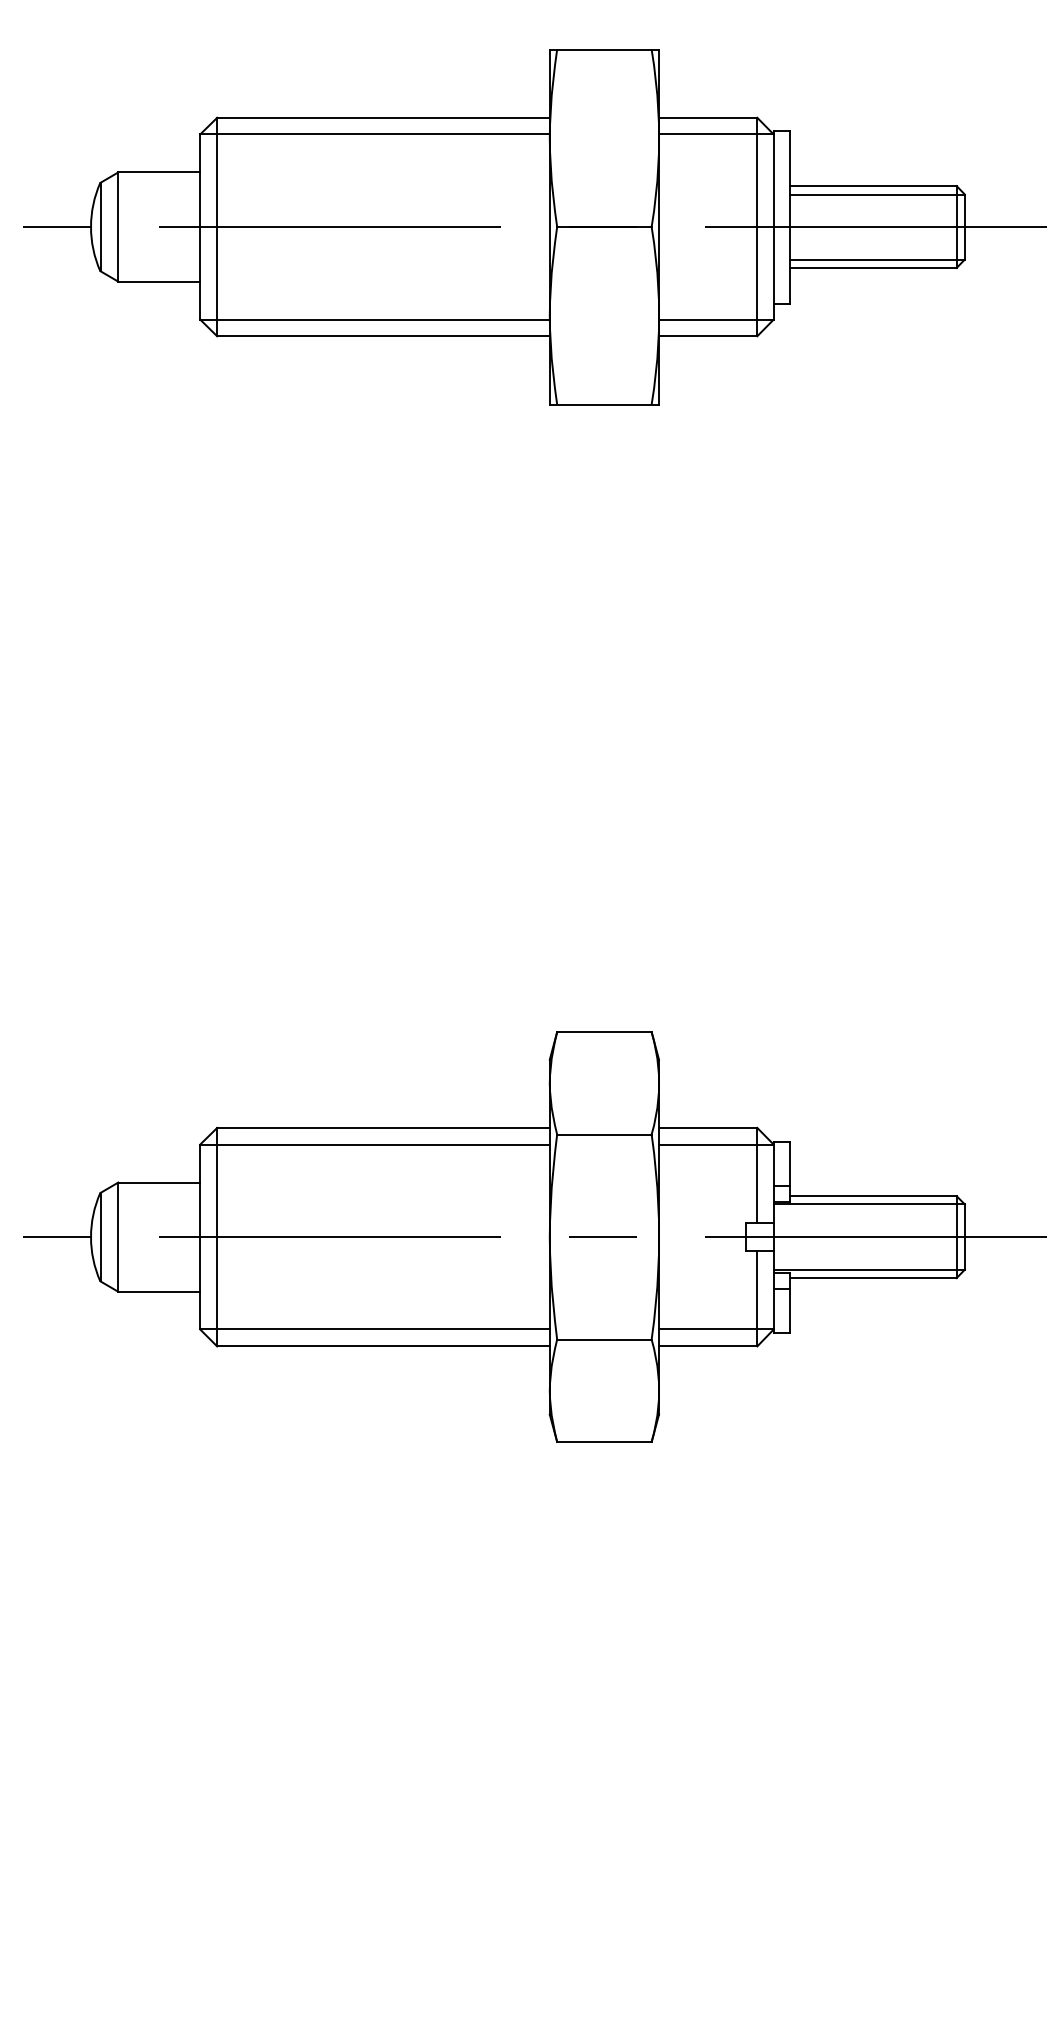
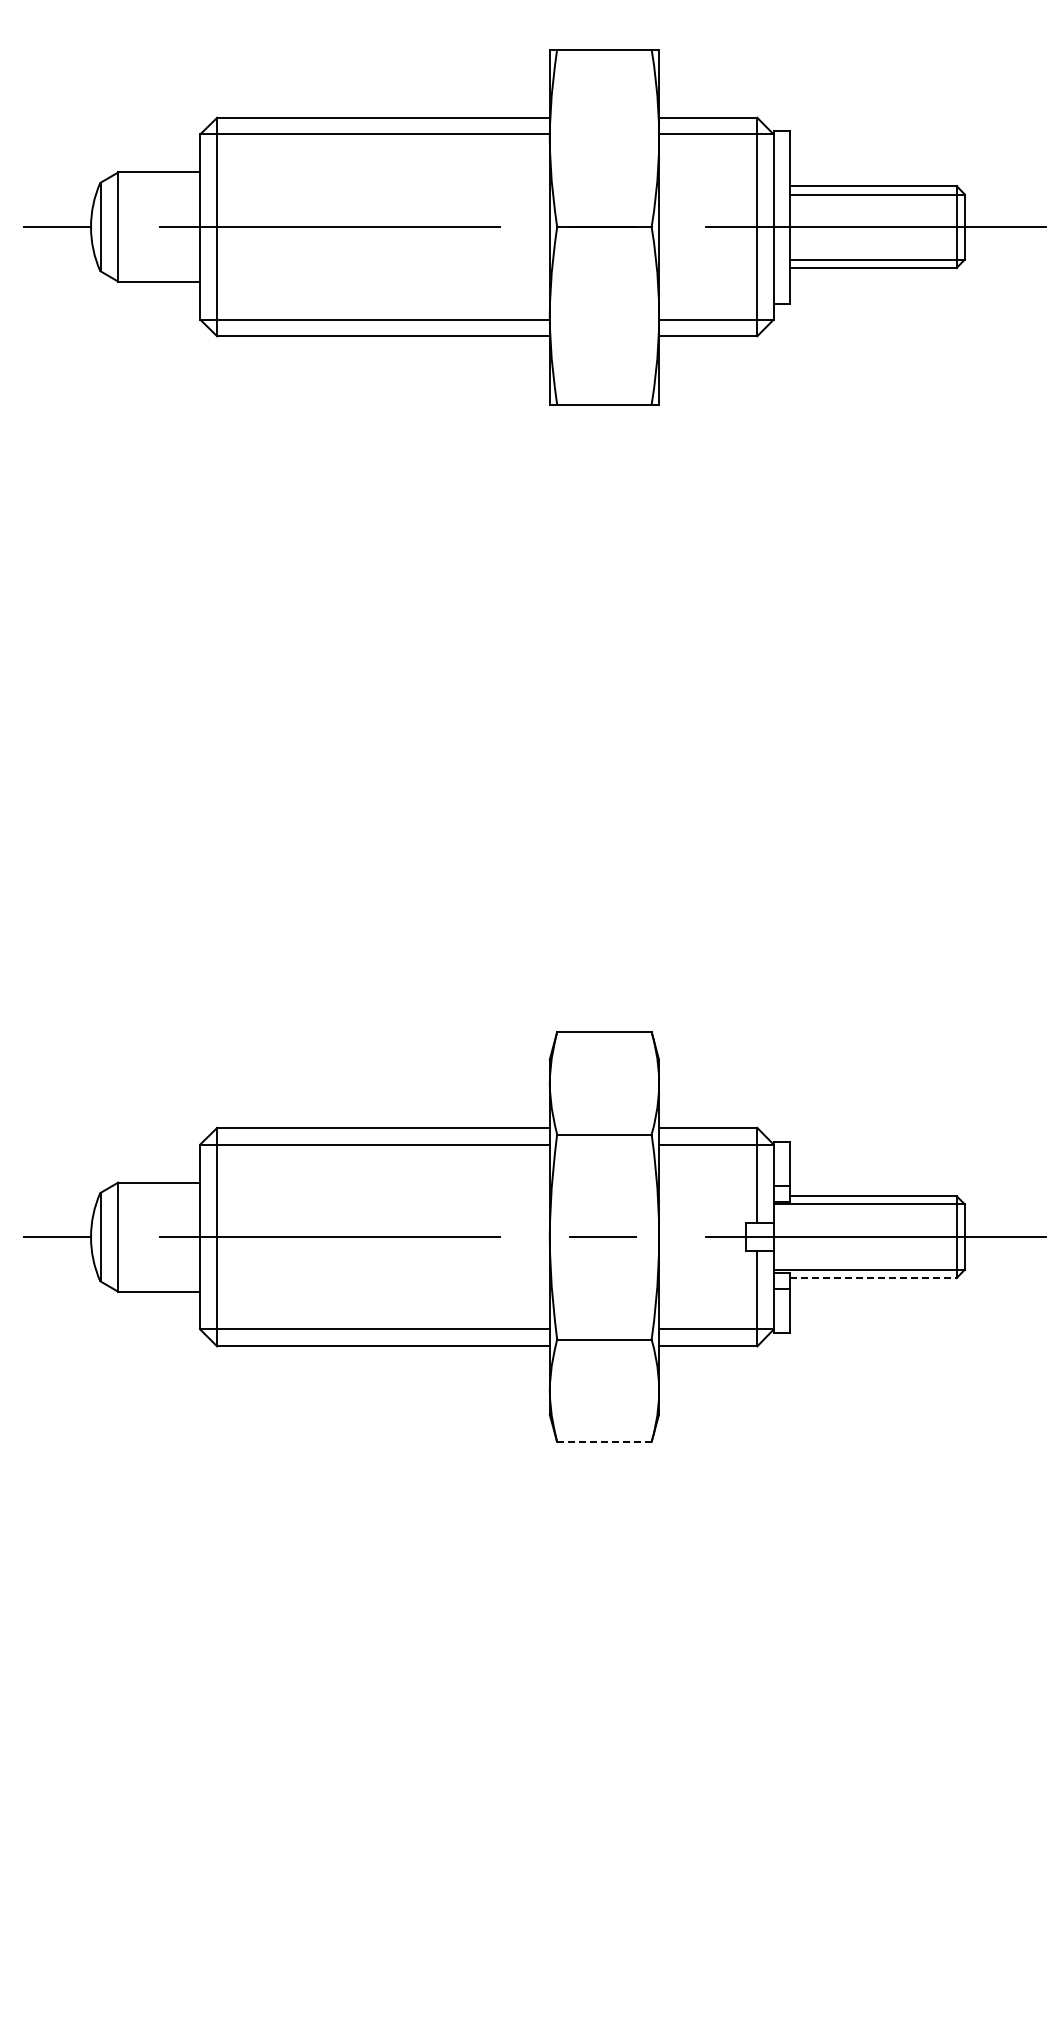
line: solid -> dashed (873, 1278)
line: solid -> dashed (604, 1441)
